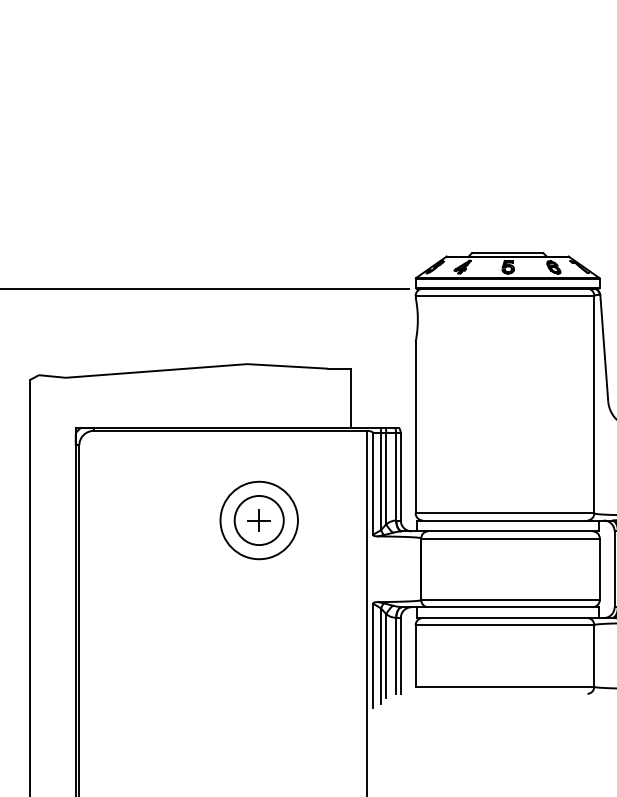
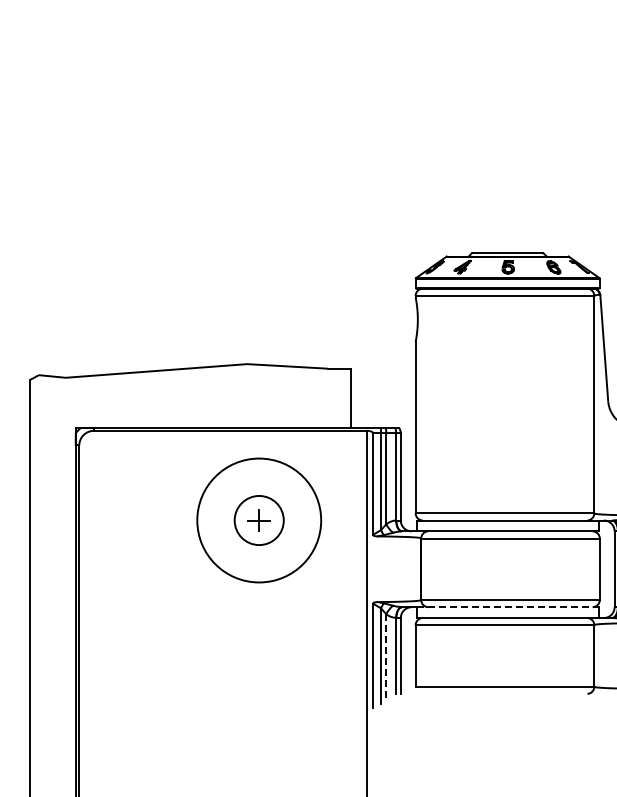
line: present -> none (205, 288)
circle diameter: 77 px -> 124 px (259, 520)
line: solid -> dashed (508, 607)
line: solid -> dashed (386, 655)
